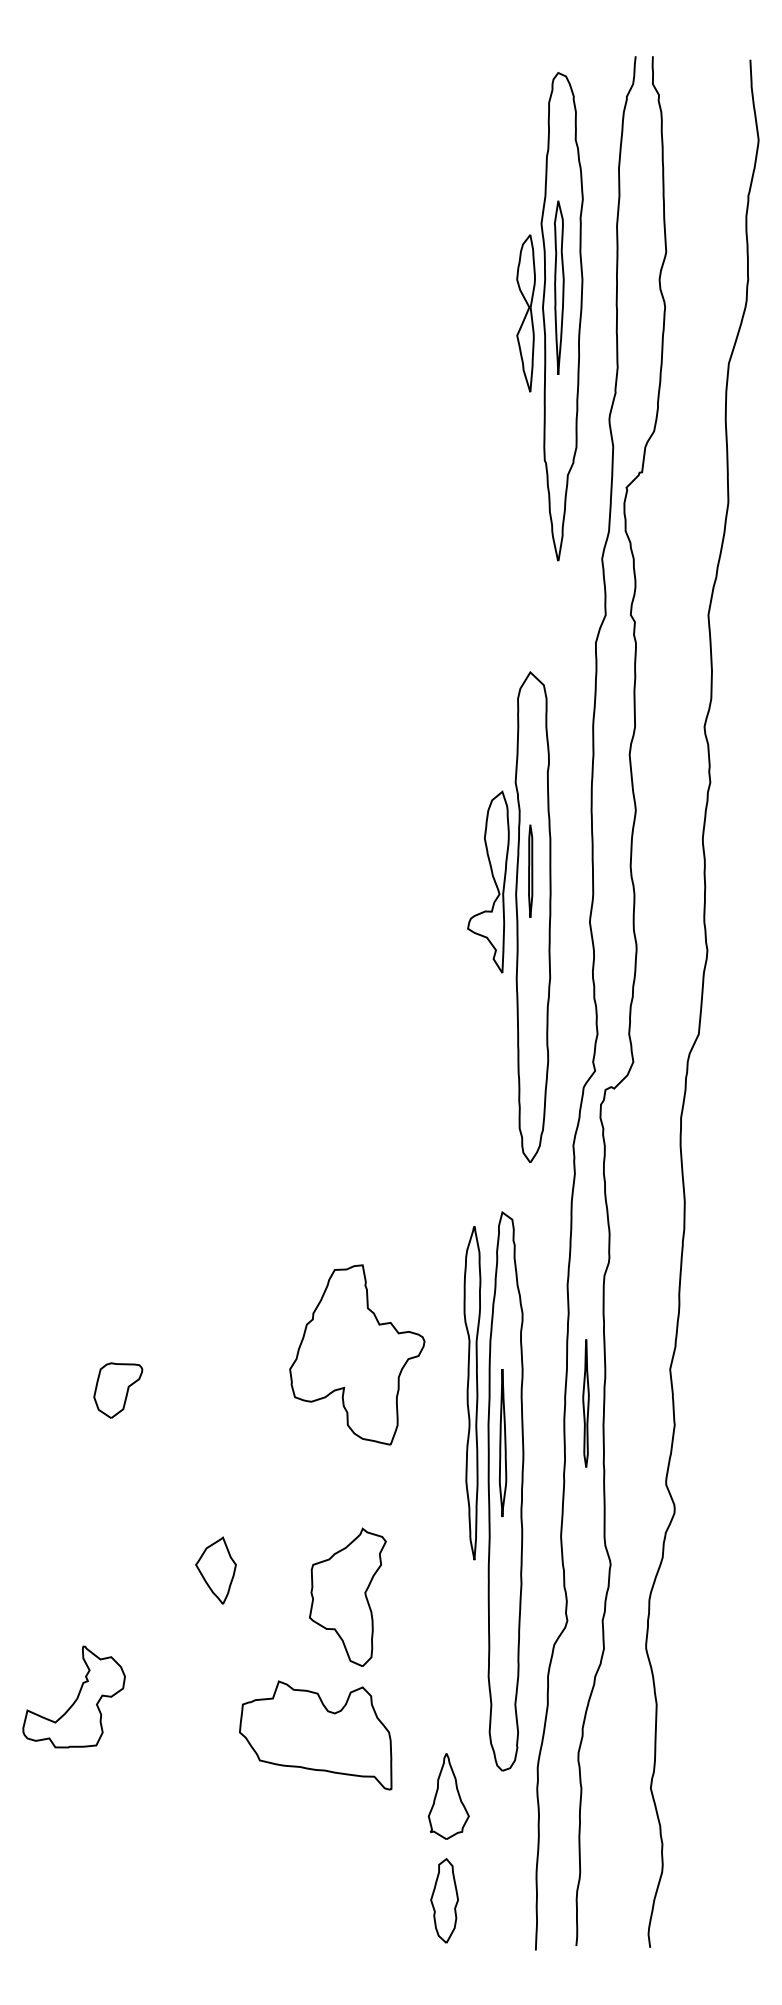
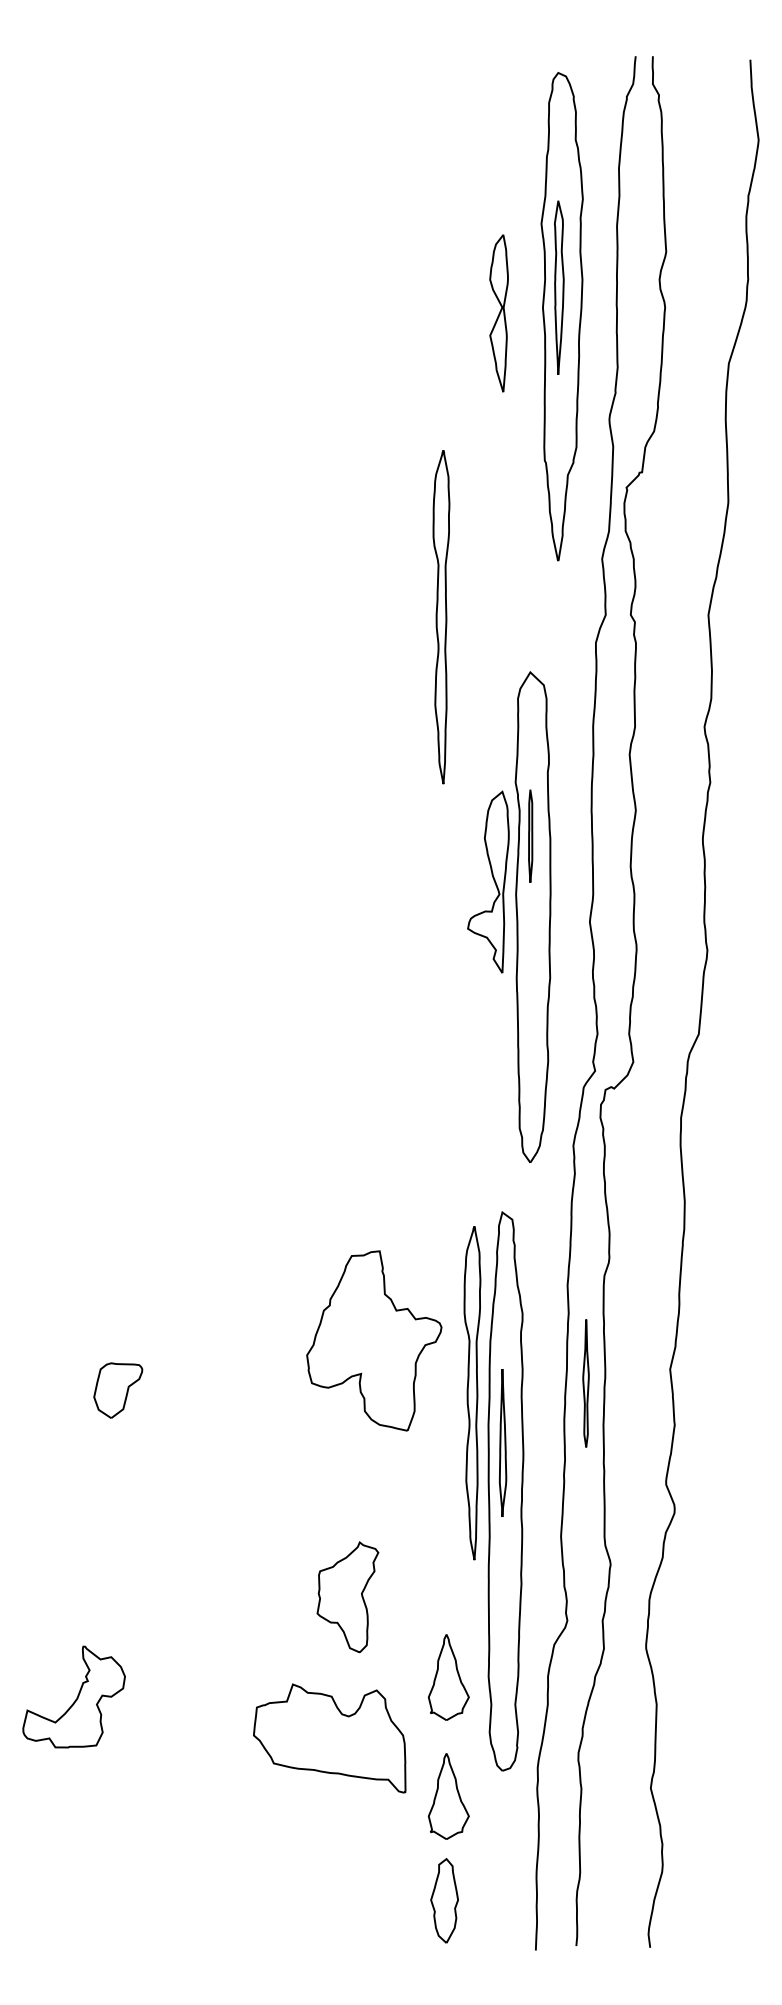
part position: (525, 313) -> (498, 313) (498, 313)
part: none -> present (441, 617)
part position: (530, 870) -> (530, 835) (530, 835)
part position: (357, 1354) -> (374, 1340) (374, 1340)
part position: (585, 1403) -> (585, 1383) (585, 1383)
part: present -> none (215, 1570)
part size: 78x140 px -> 64x113 px (347, 1597)
part: none -> present (448, 1677)
part position: (315, 1735) -> (329, 1738) (329, 1738)
